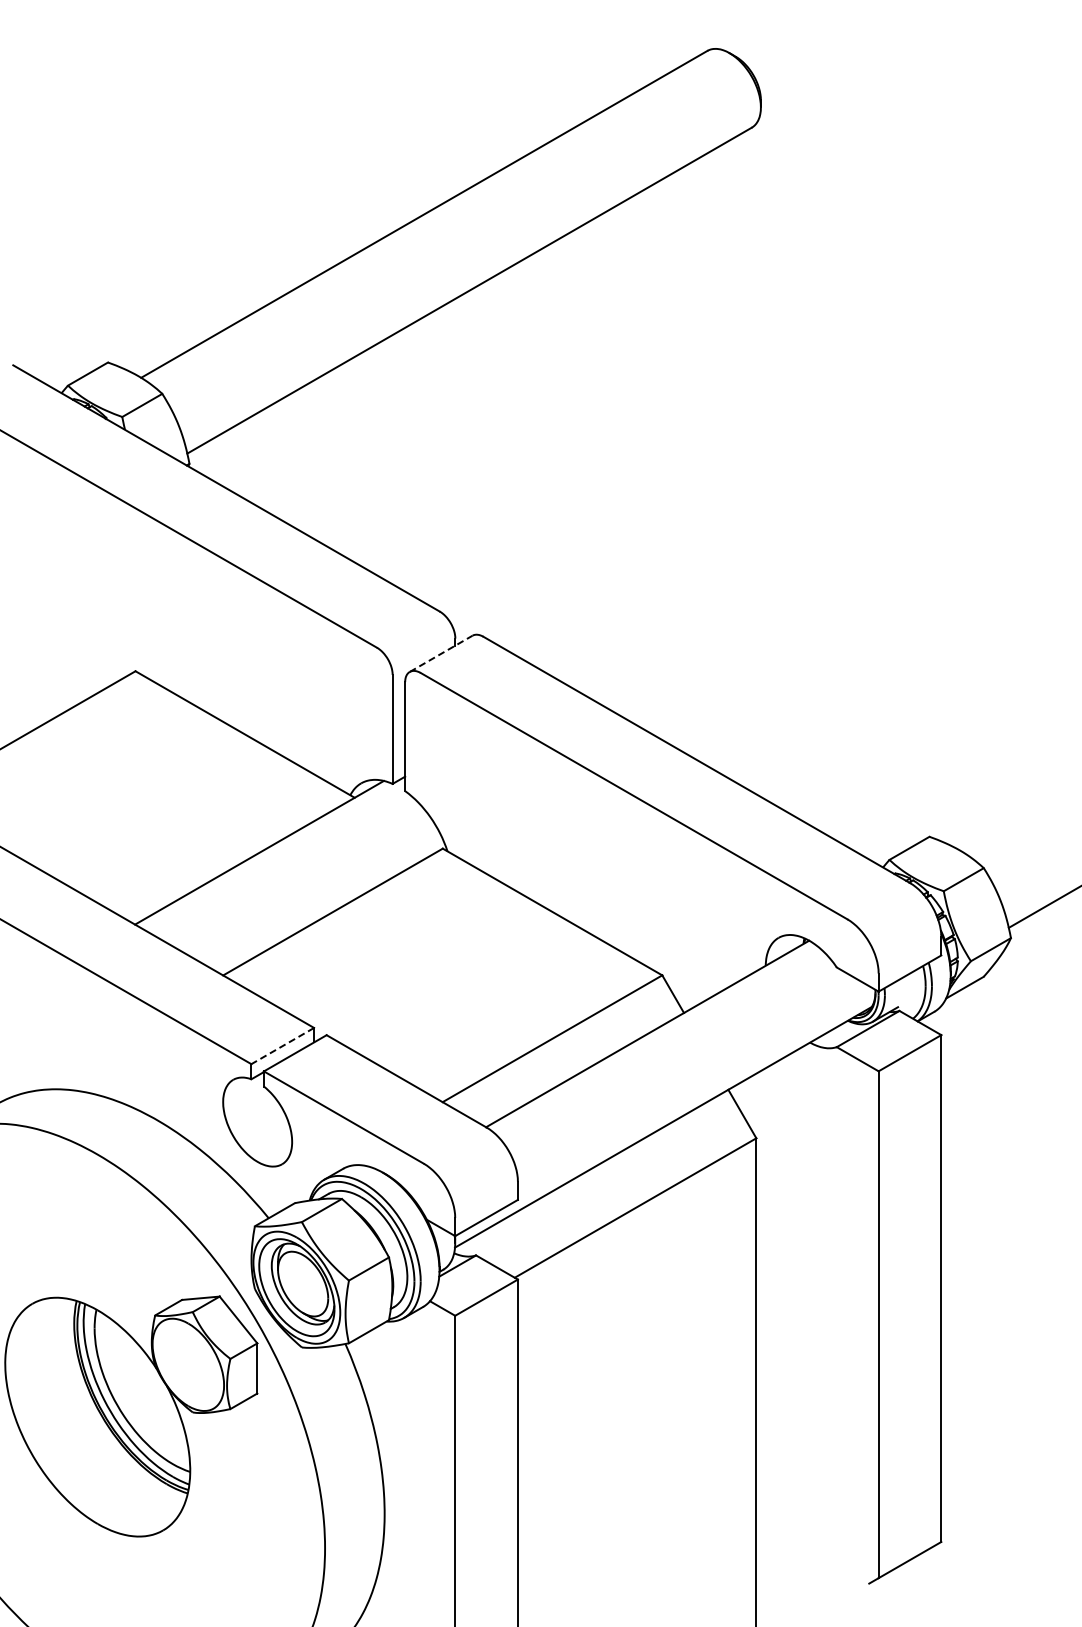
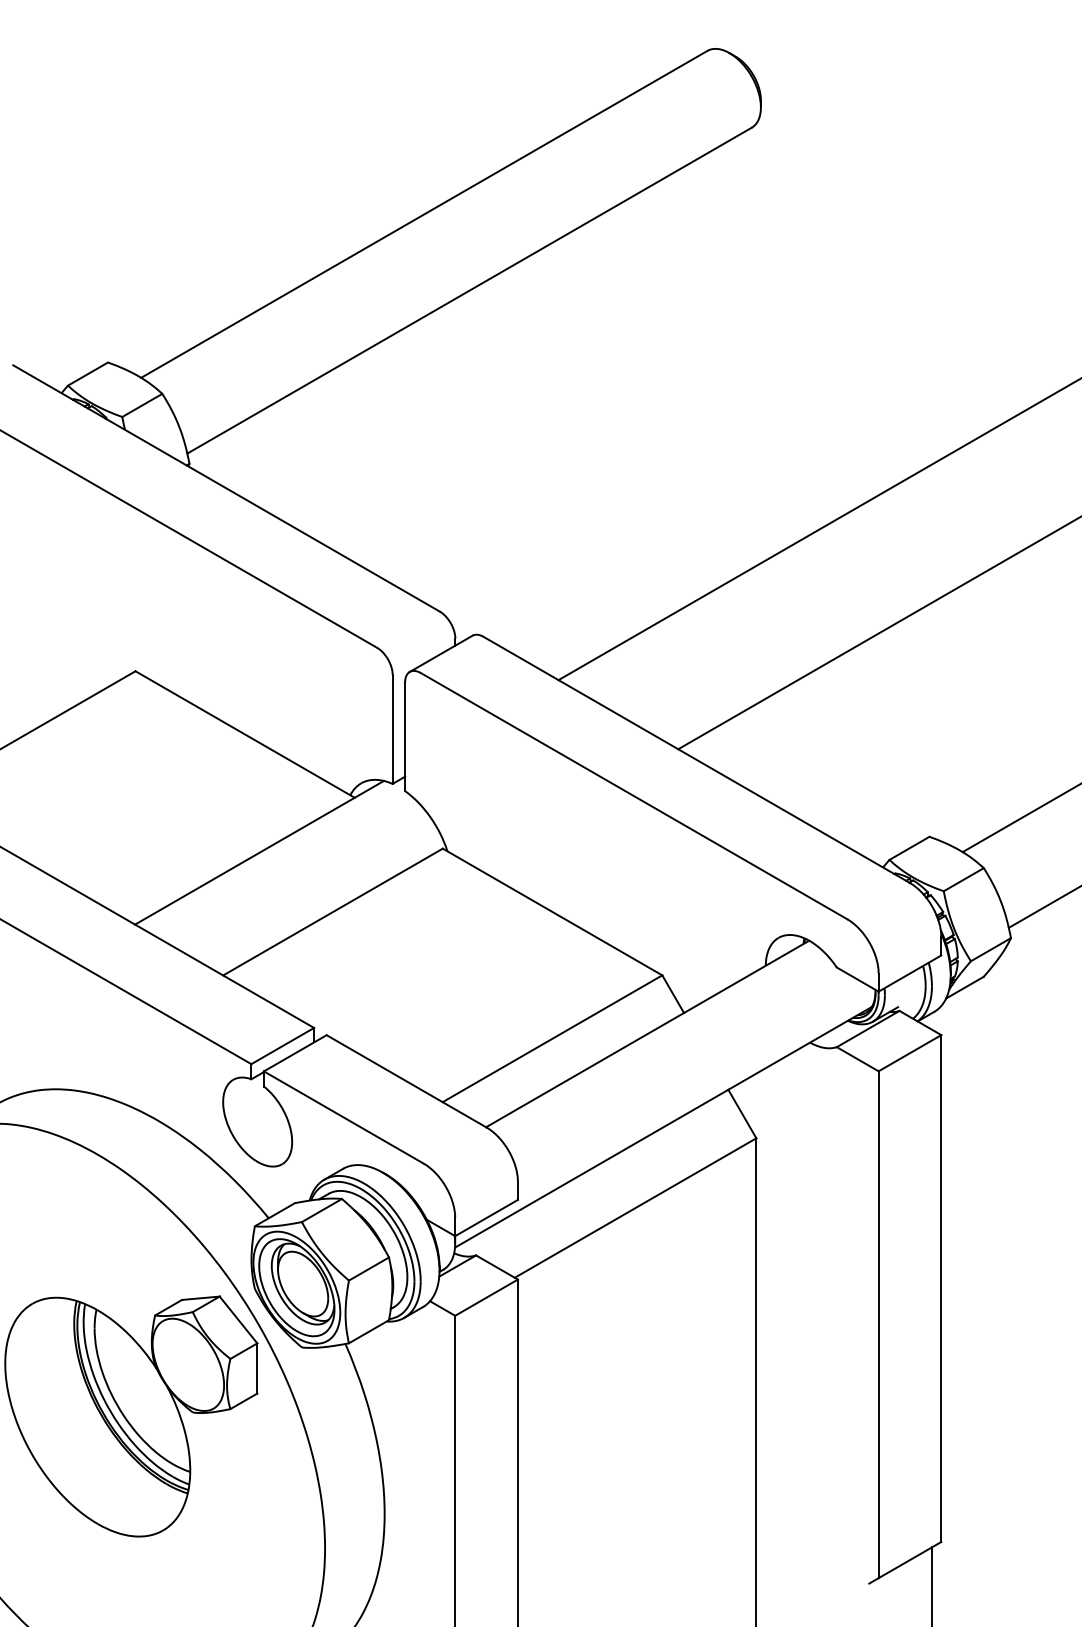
line: none -> present (818, 529)
line: none -> present (878, 633)
line: dashed -> solid (441, 653)
line: none -> present (1020, 818)
line: dashed -> solid (282, 1046)
line: none -> present (931, 1585)
